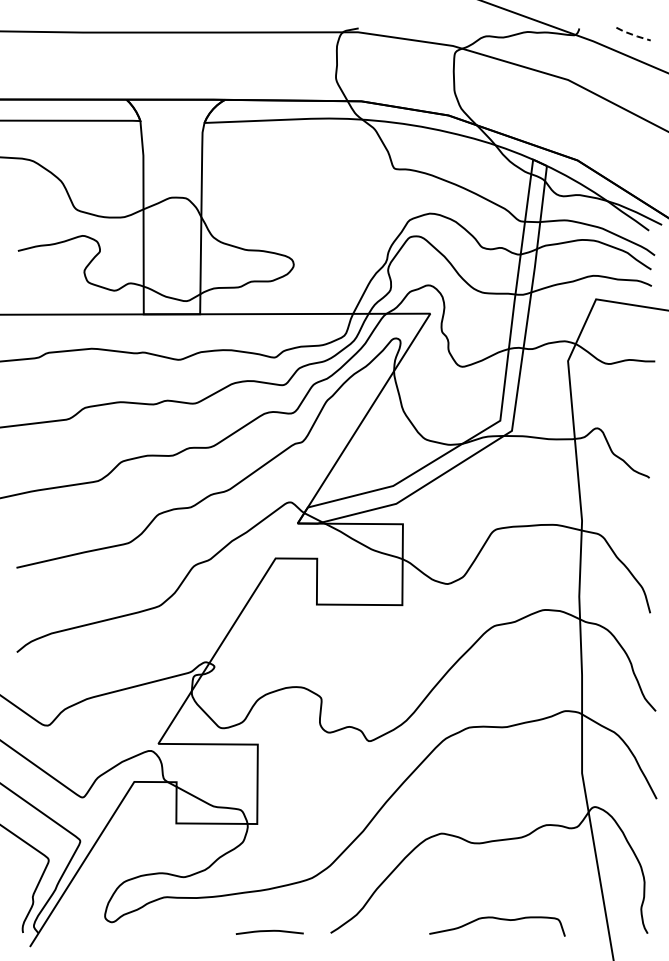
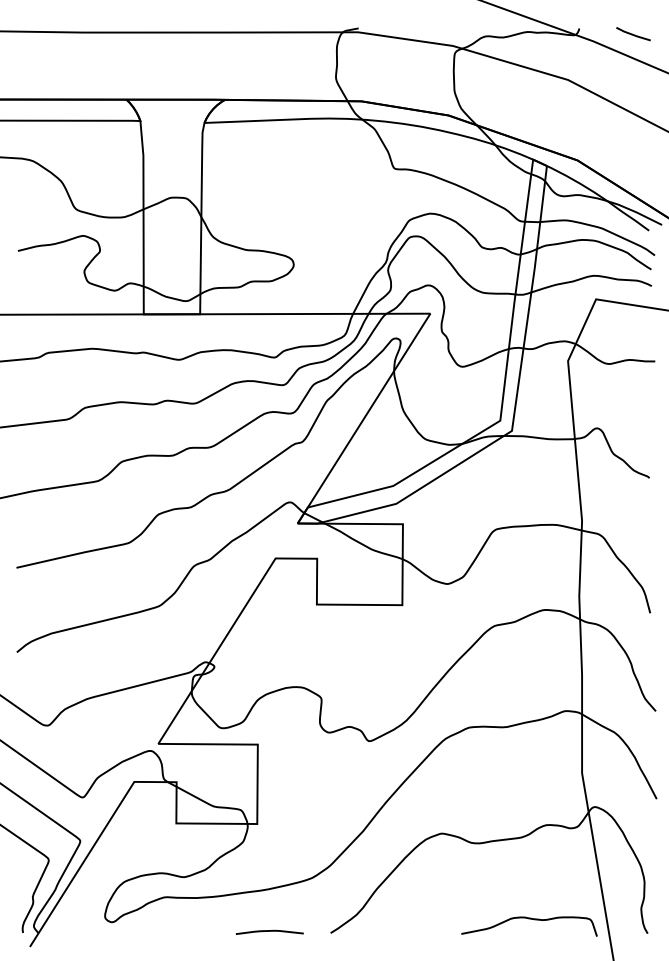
line: dashed -> solid (633, 35)
curve position: (497, 919) -> (529, 919) (529, 919)
